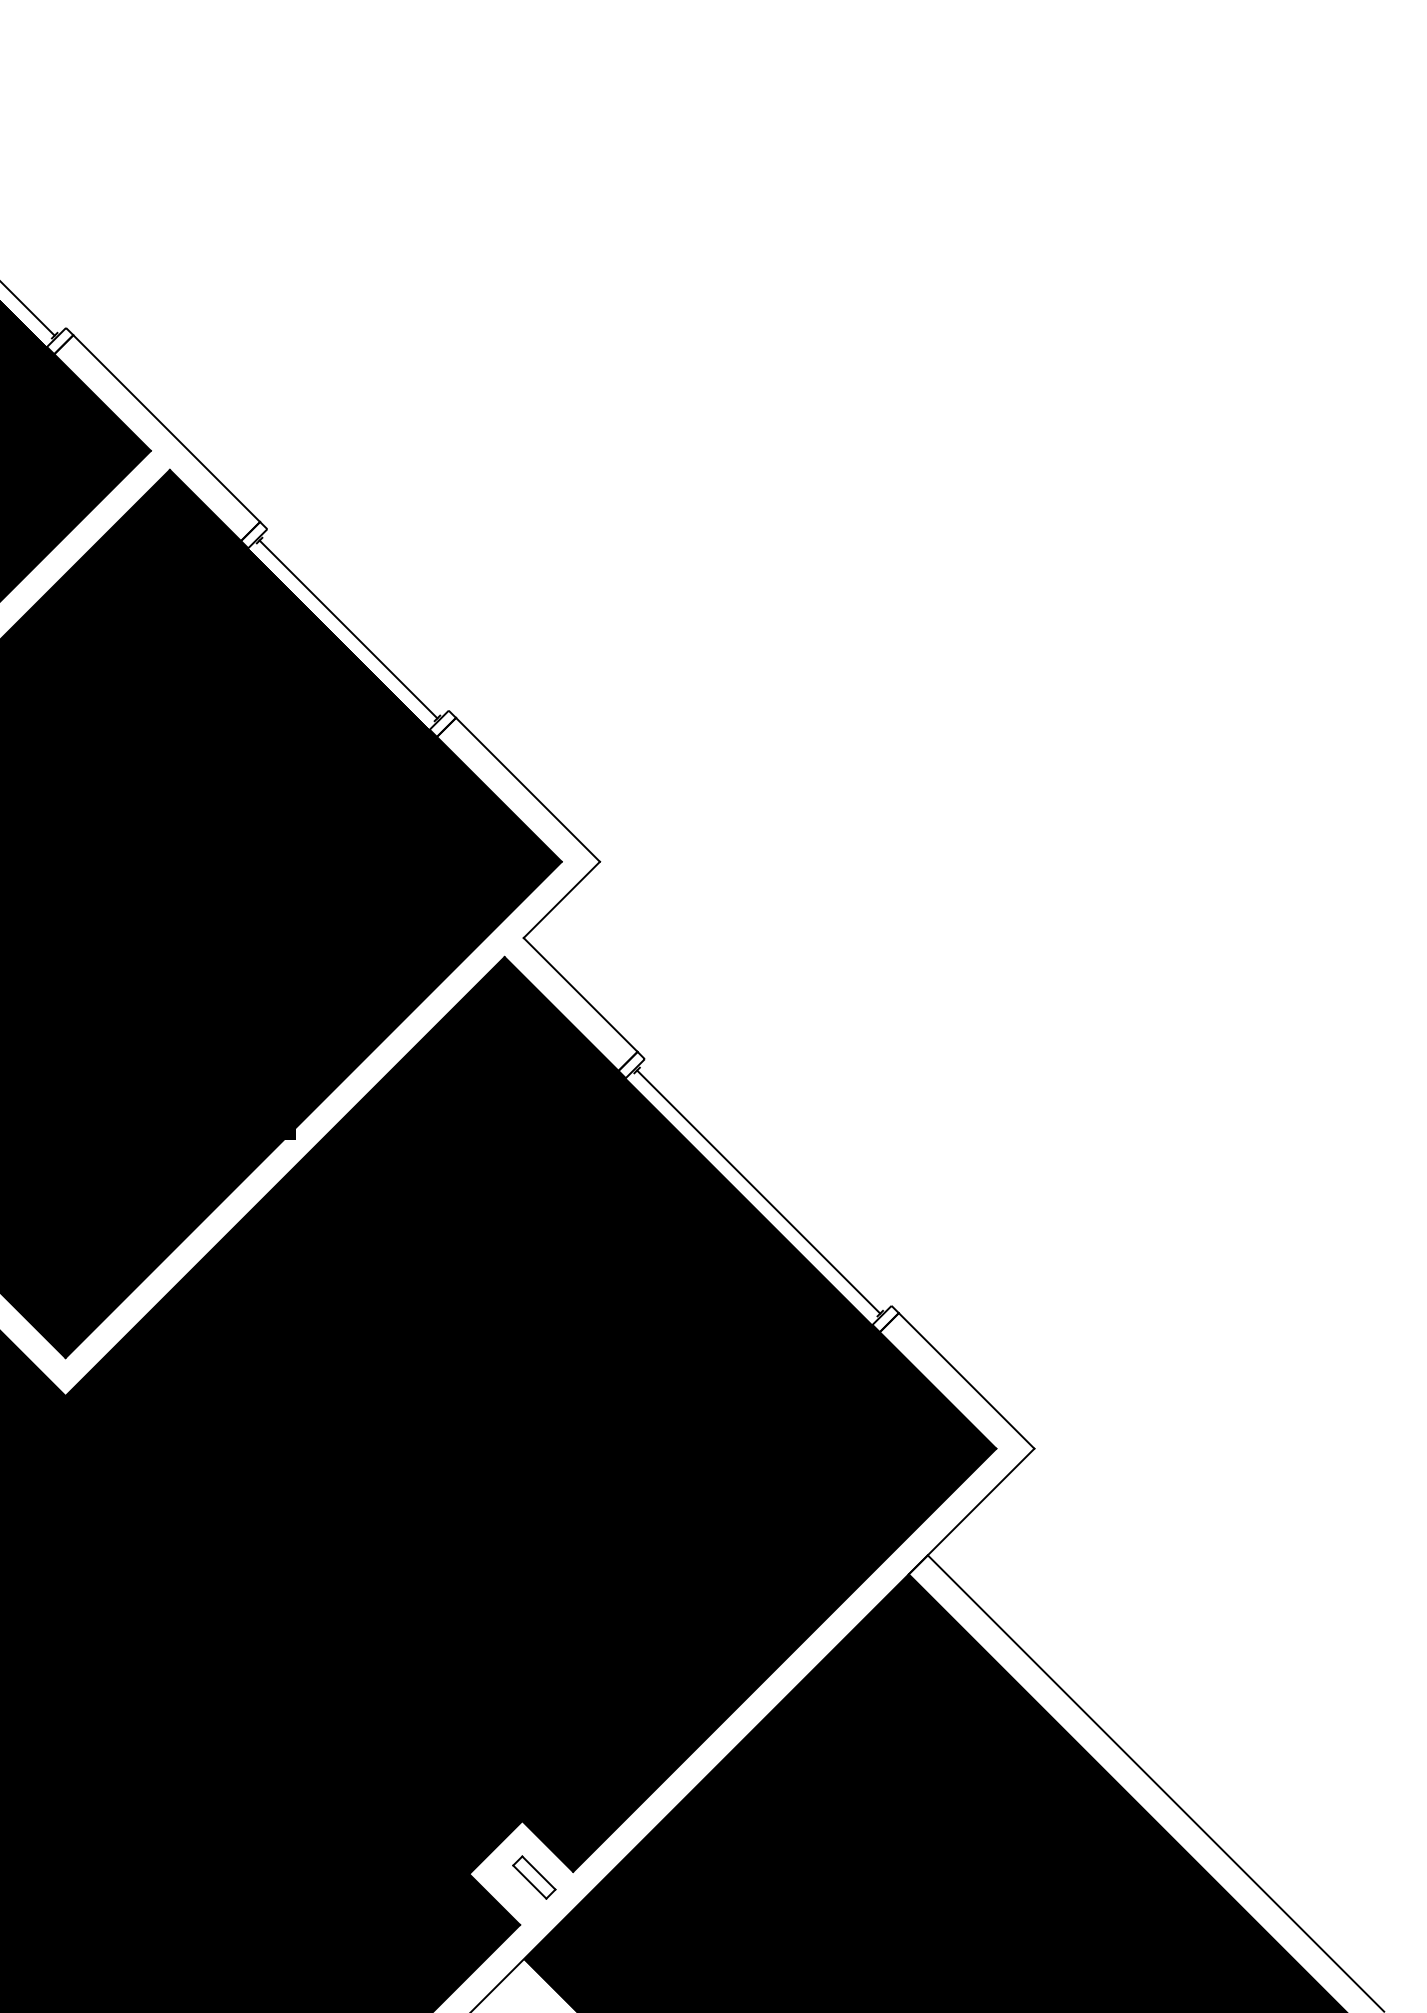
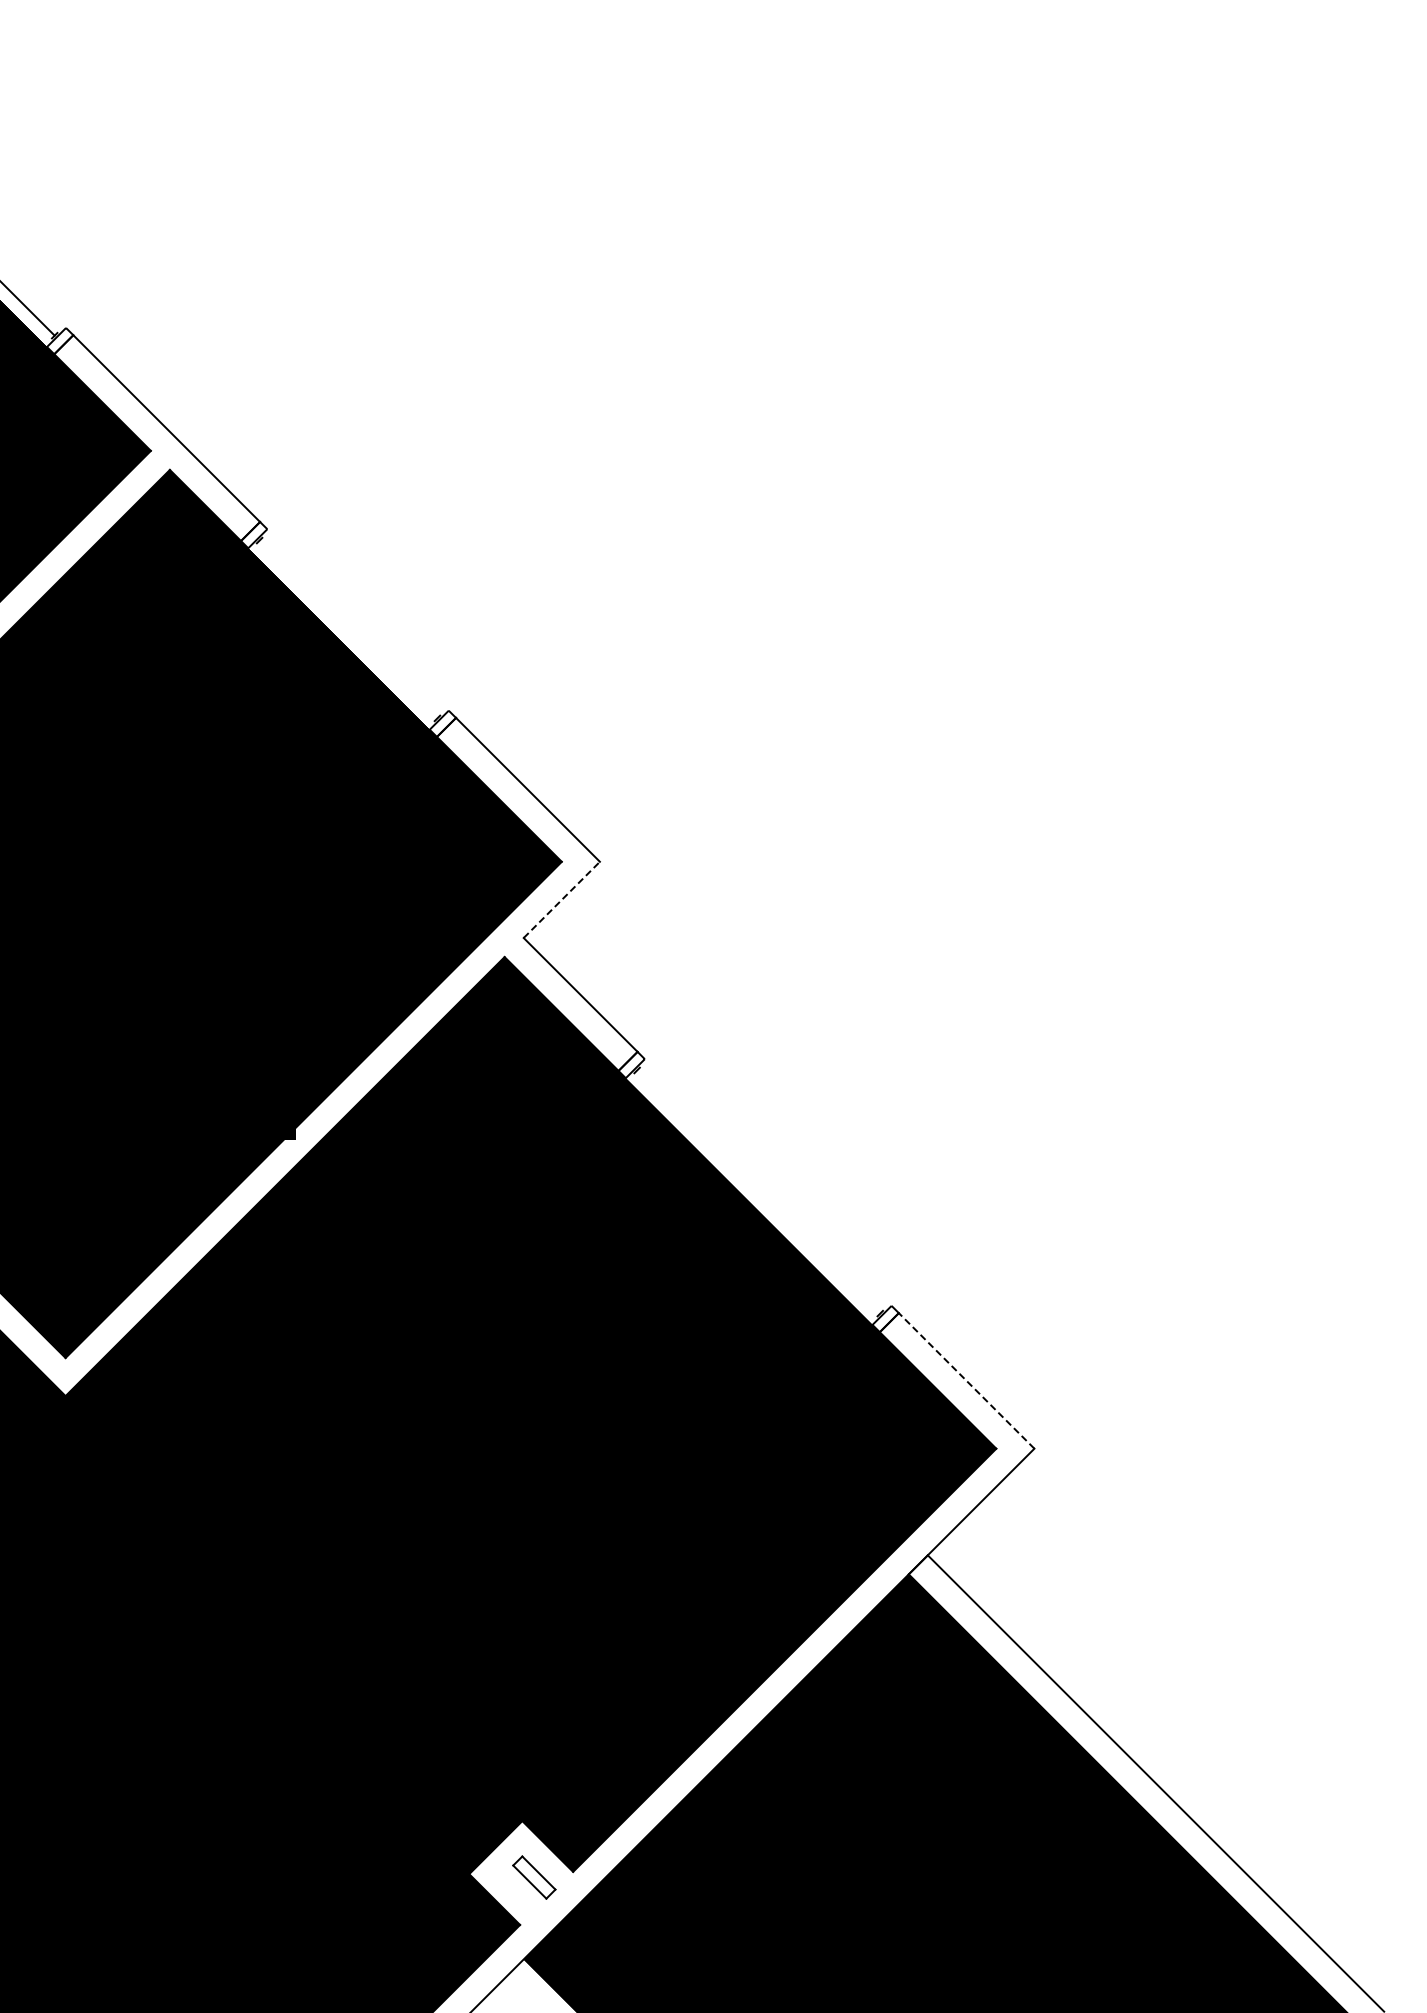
line: present -> none (348, 629)
line: solid -> dashed (561, 899)
line: present -> none (758, 1191)
line: solid -> dashed (966, 1380)
